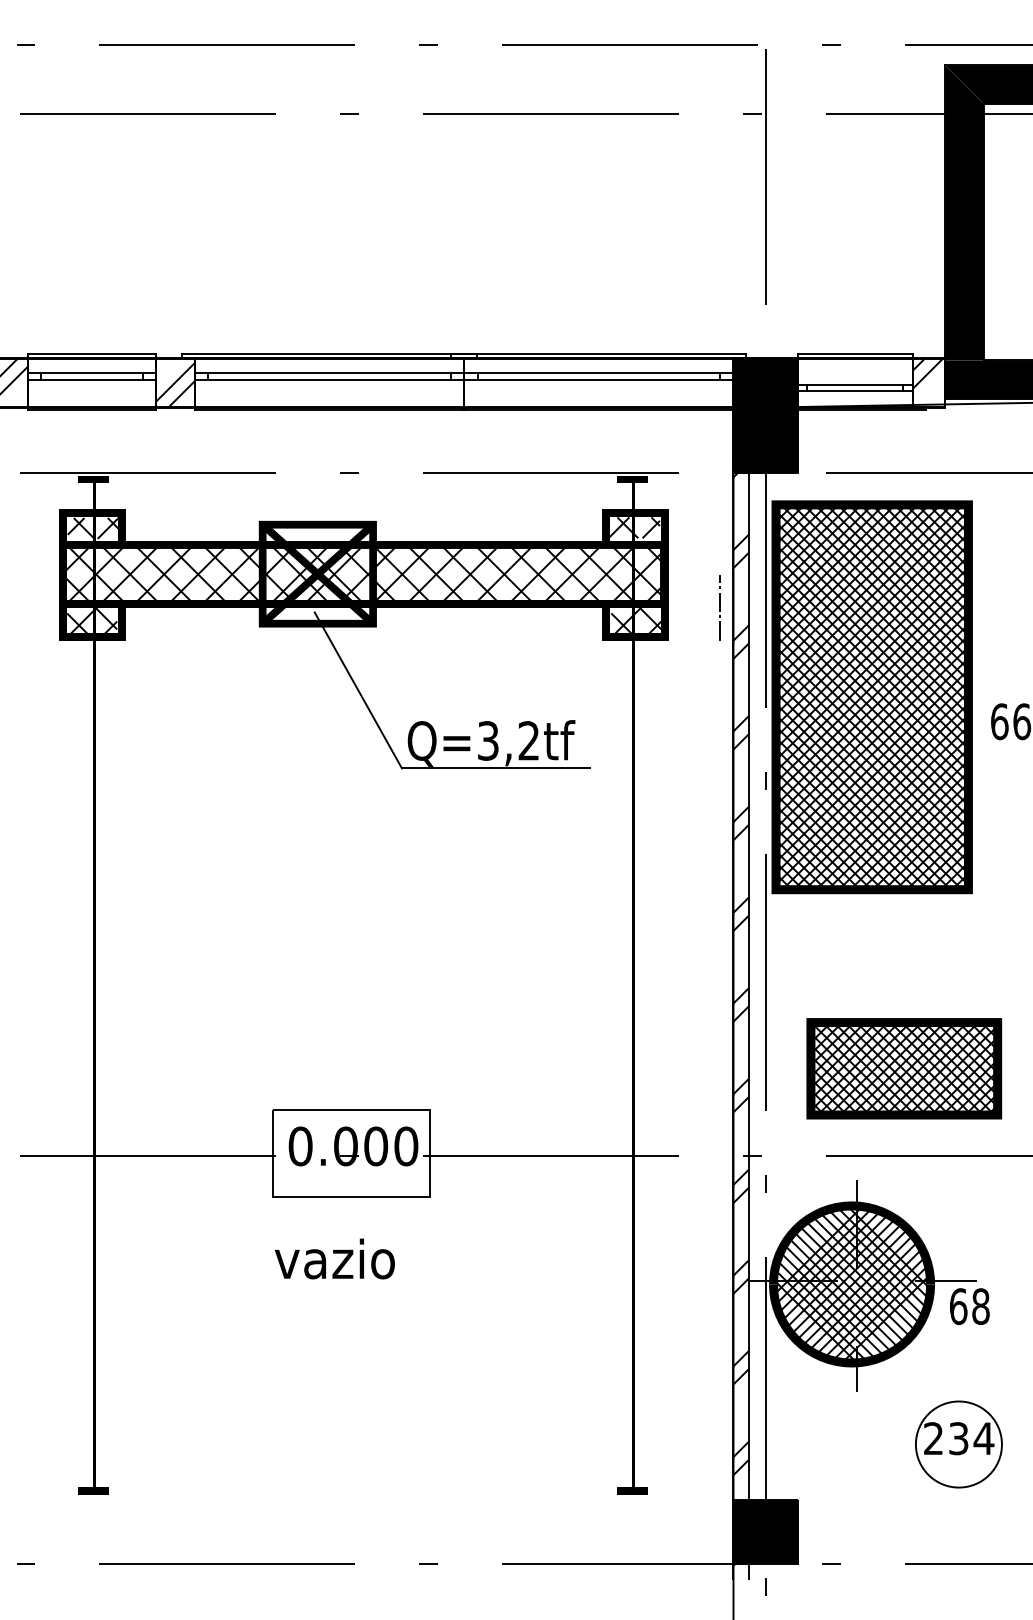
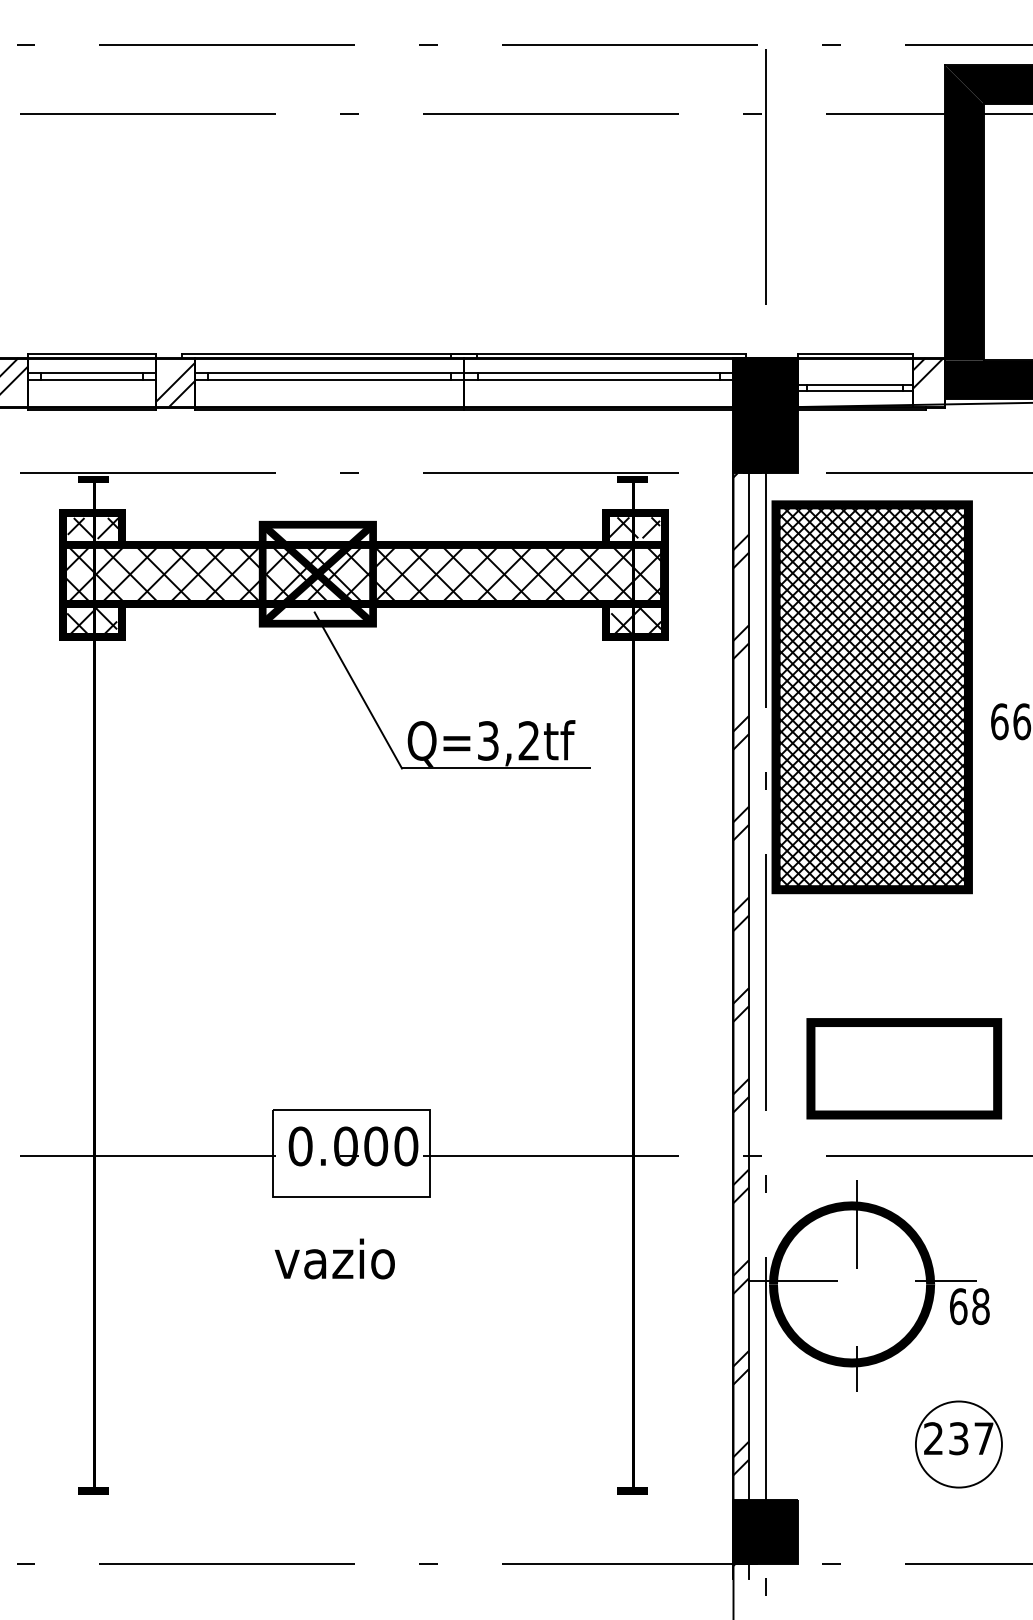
line: present -> none (719, 607)
hatch: present -> none (903, 1068)
hatch: present -> none (851, 1284)
text: 234 -> 237 (983, 1438)
